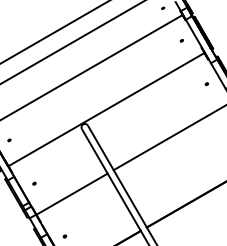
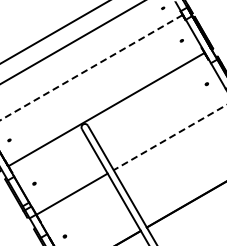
line: solid -> dashed (91, 67)
line: solid -> dashed (169, 137)
